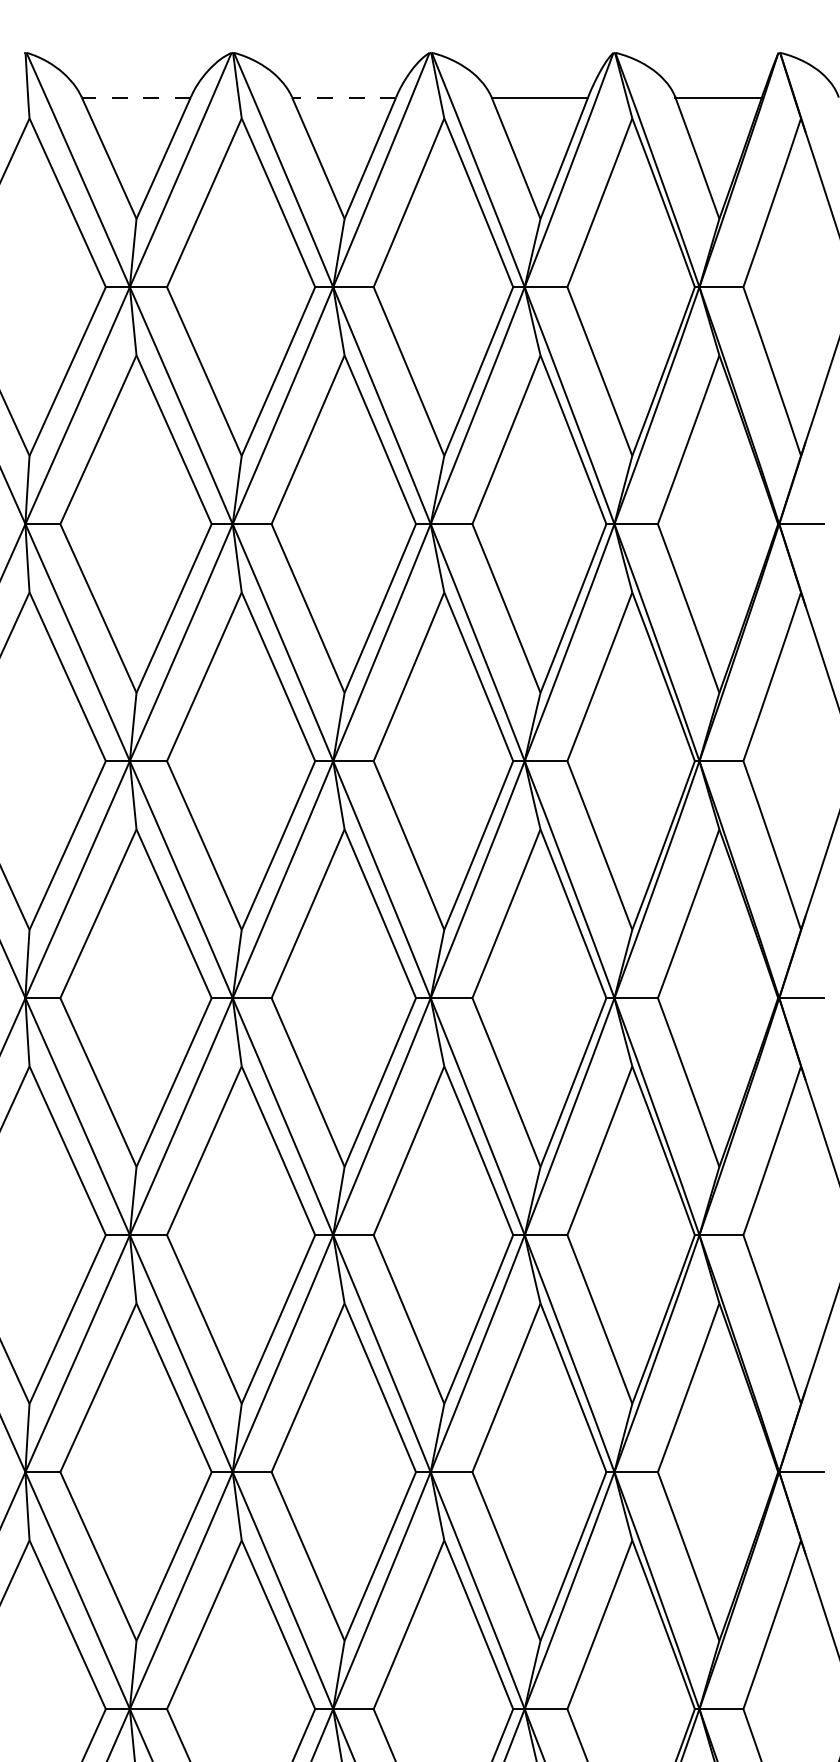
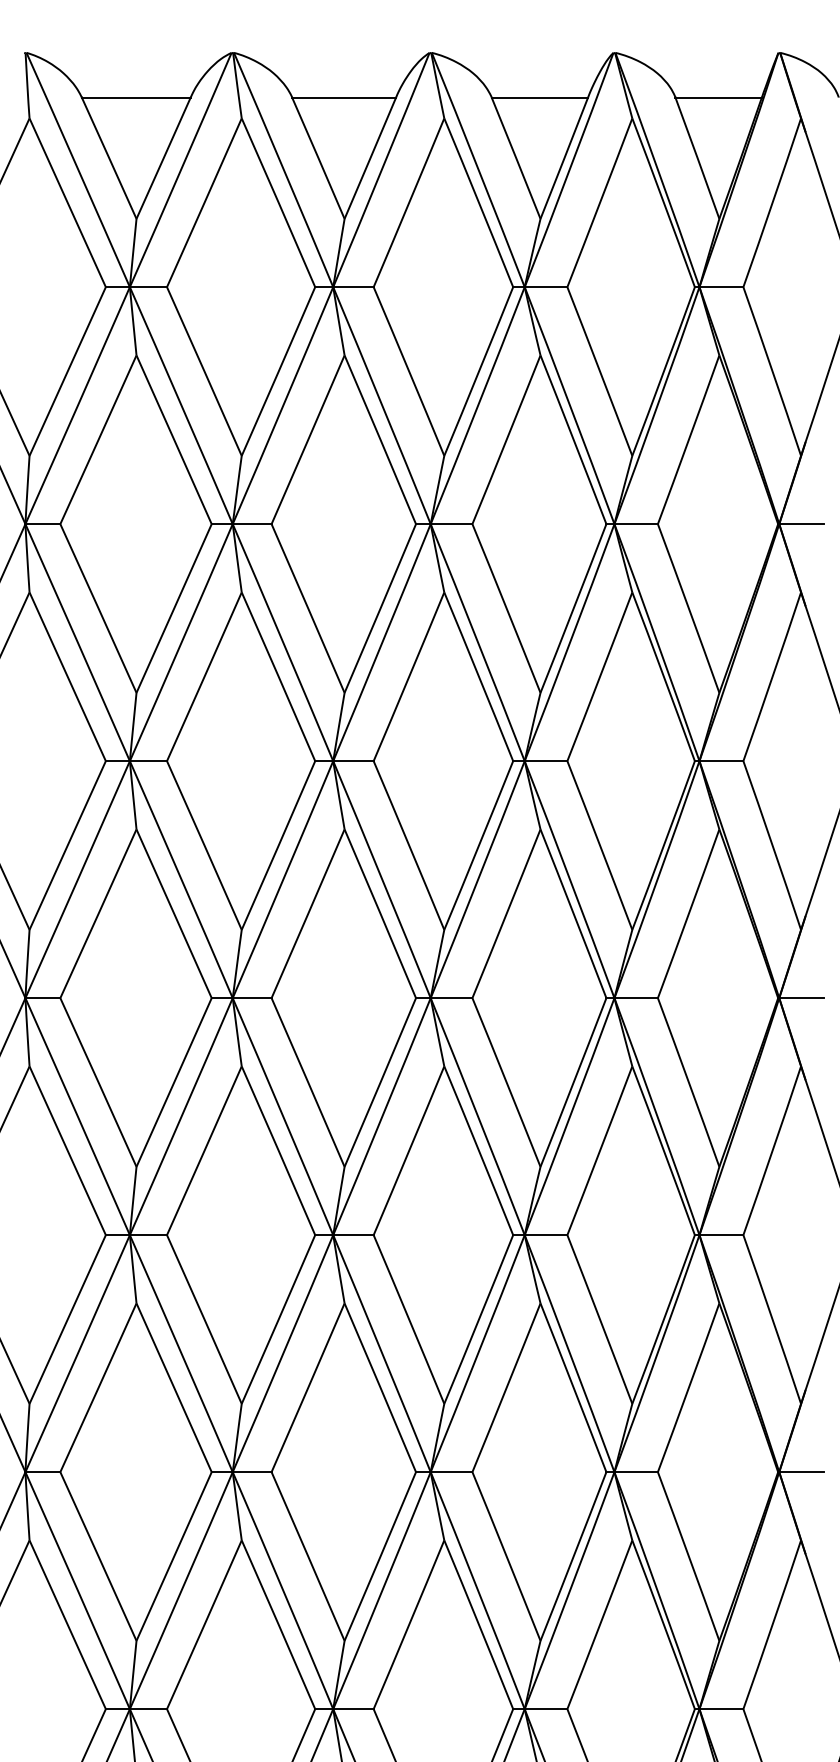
line: dashed -> solid (135, 97)
line: dashed -> solid (344, 97)
